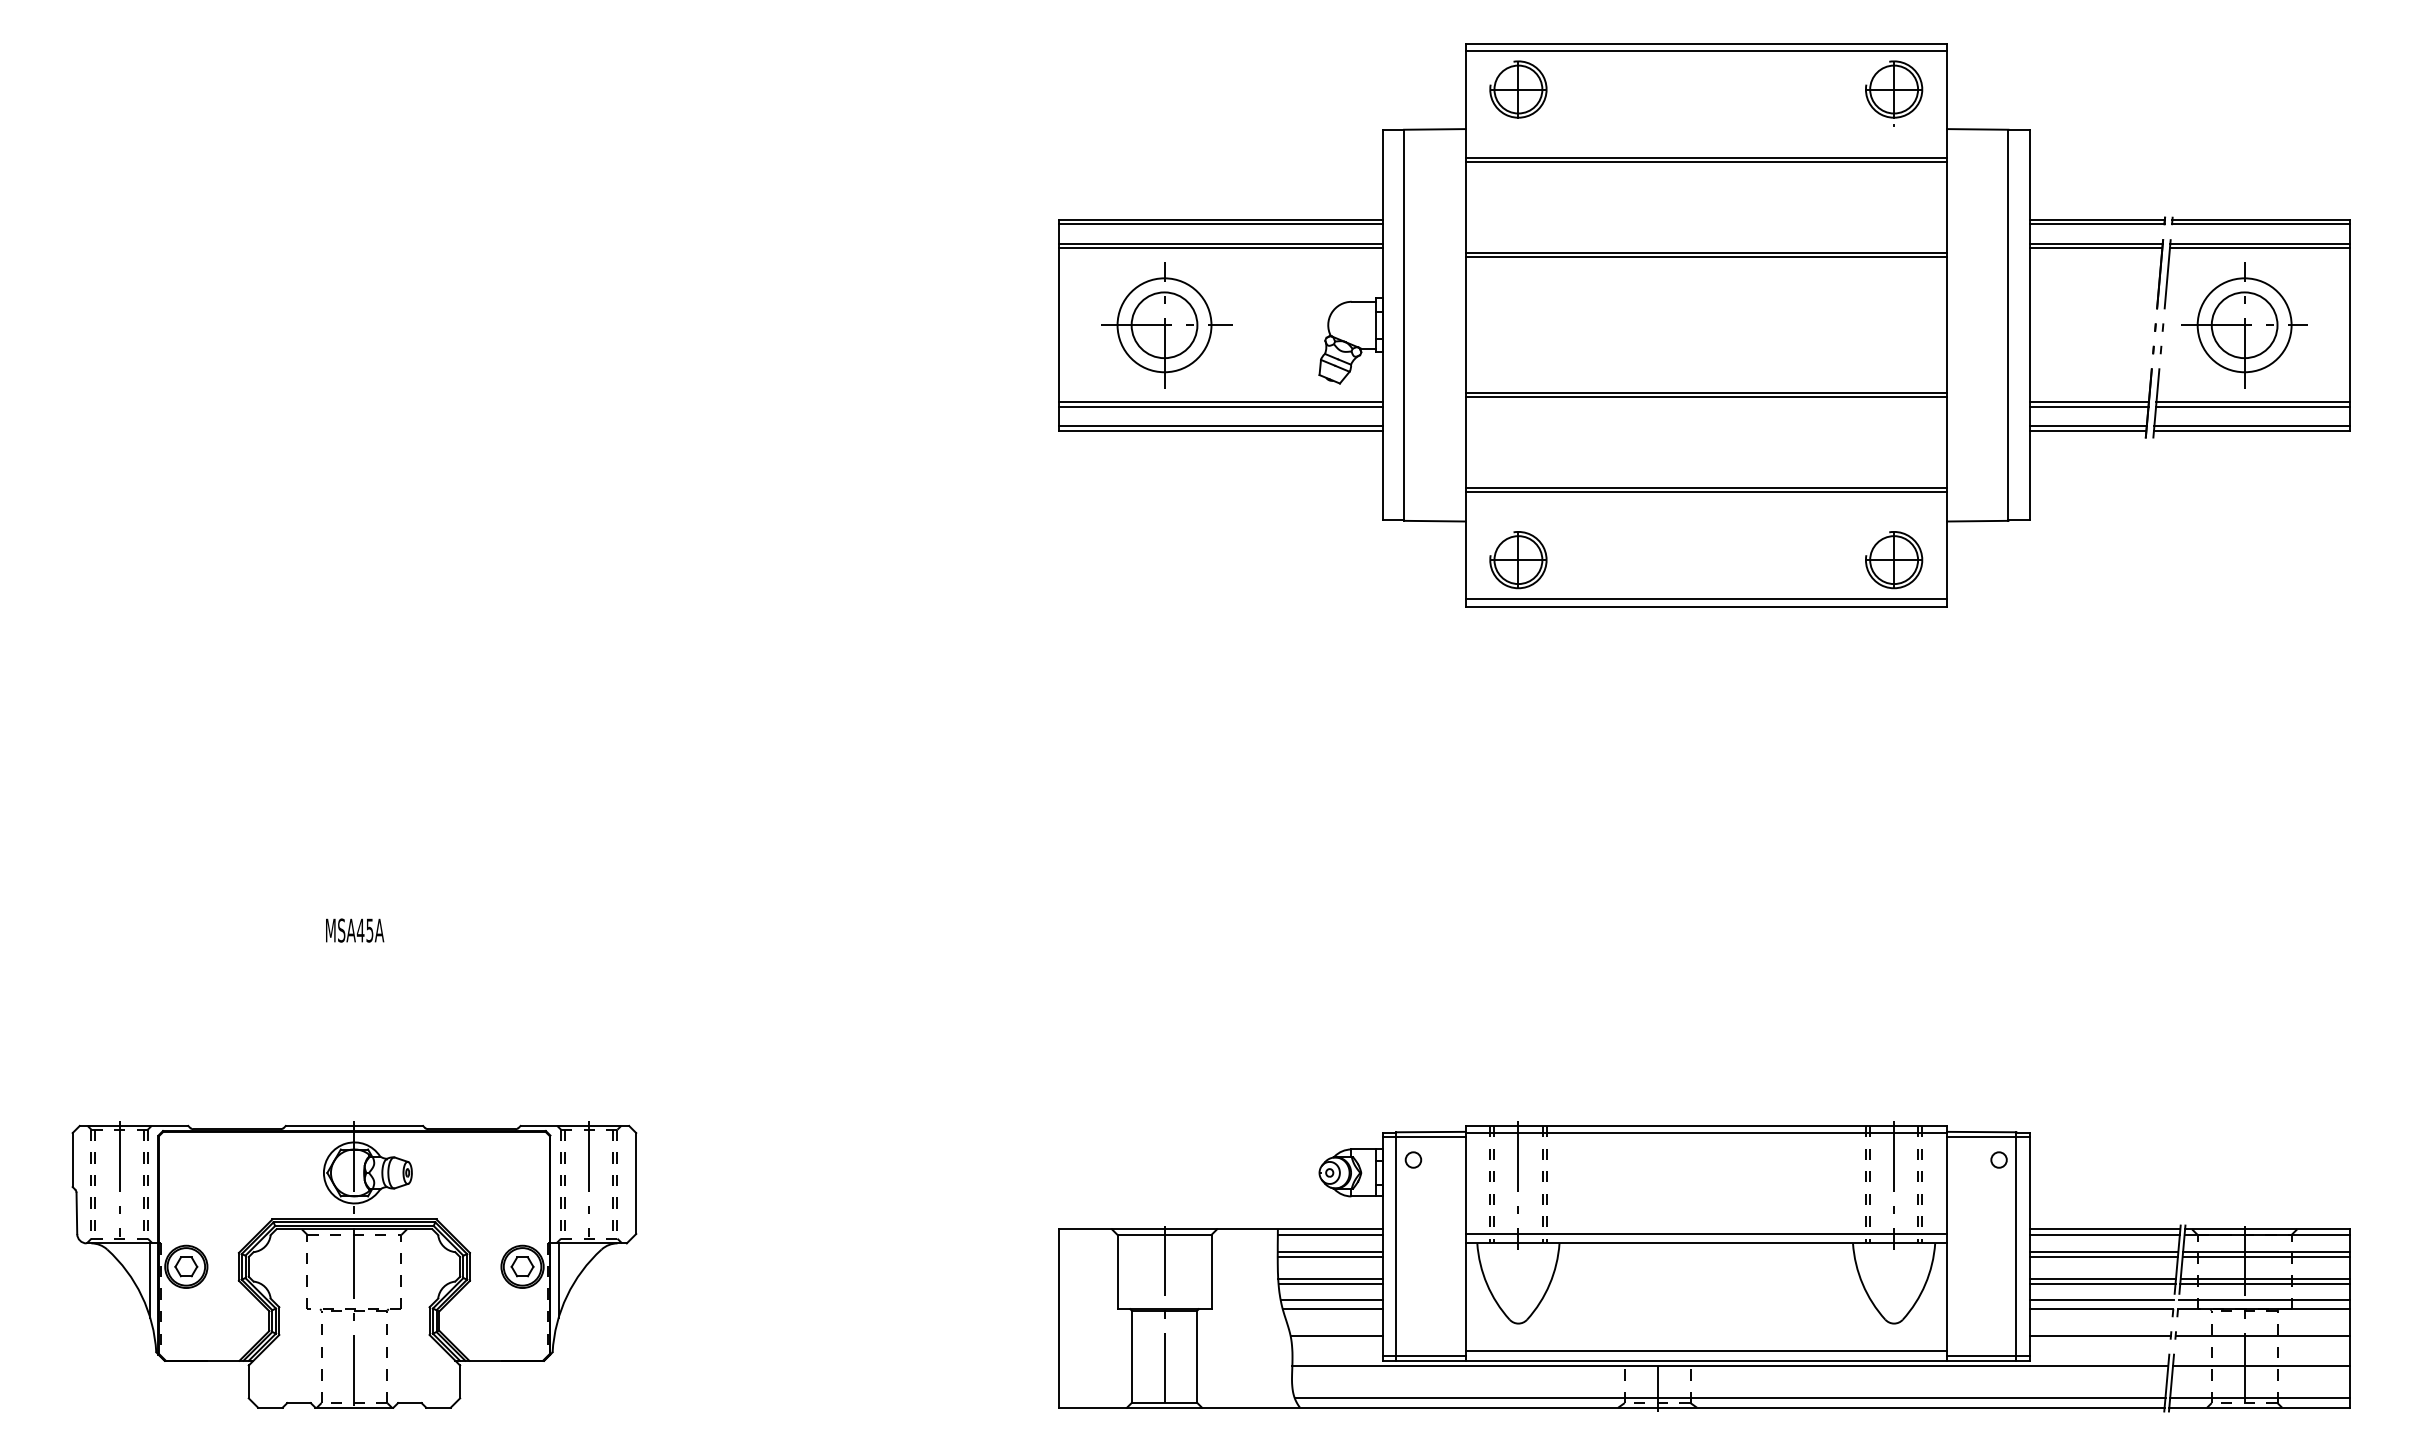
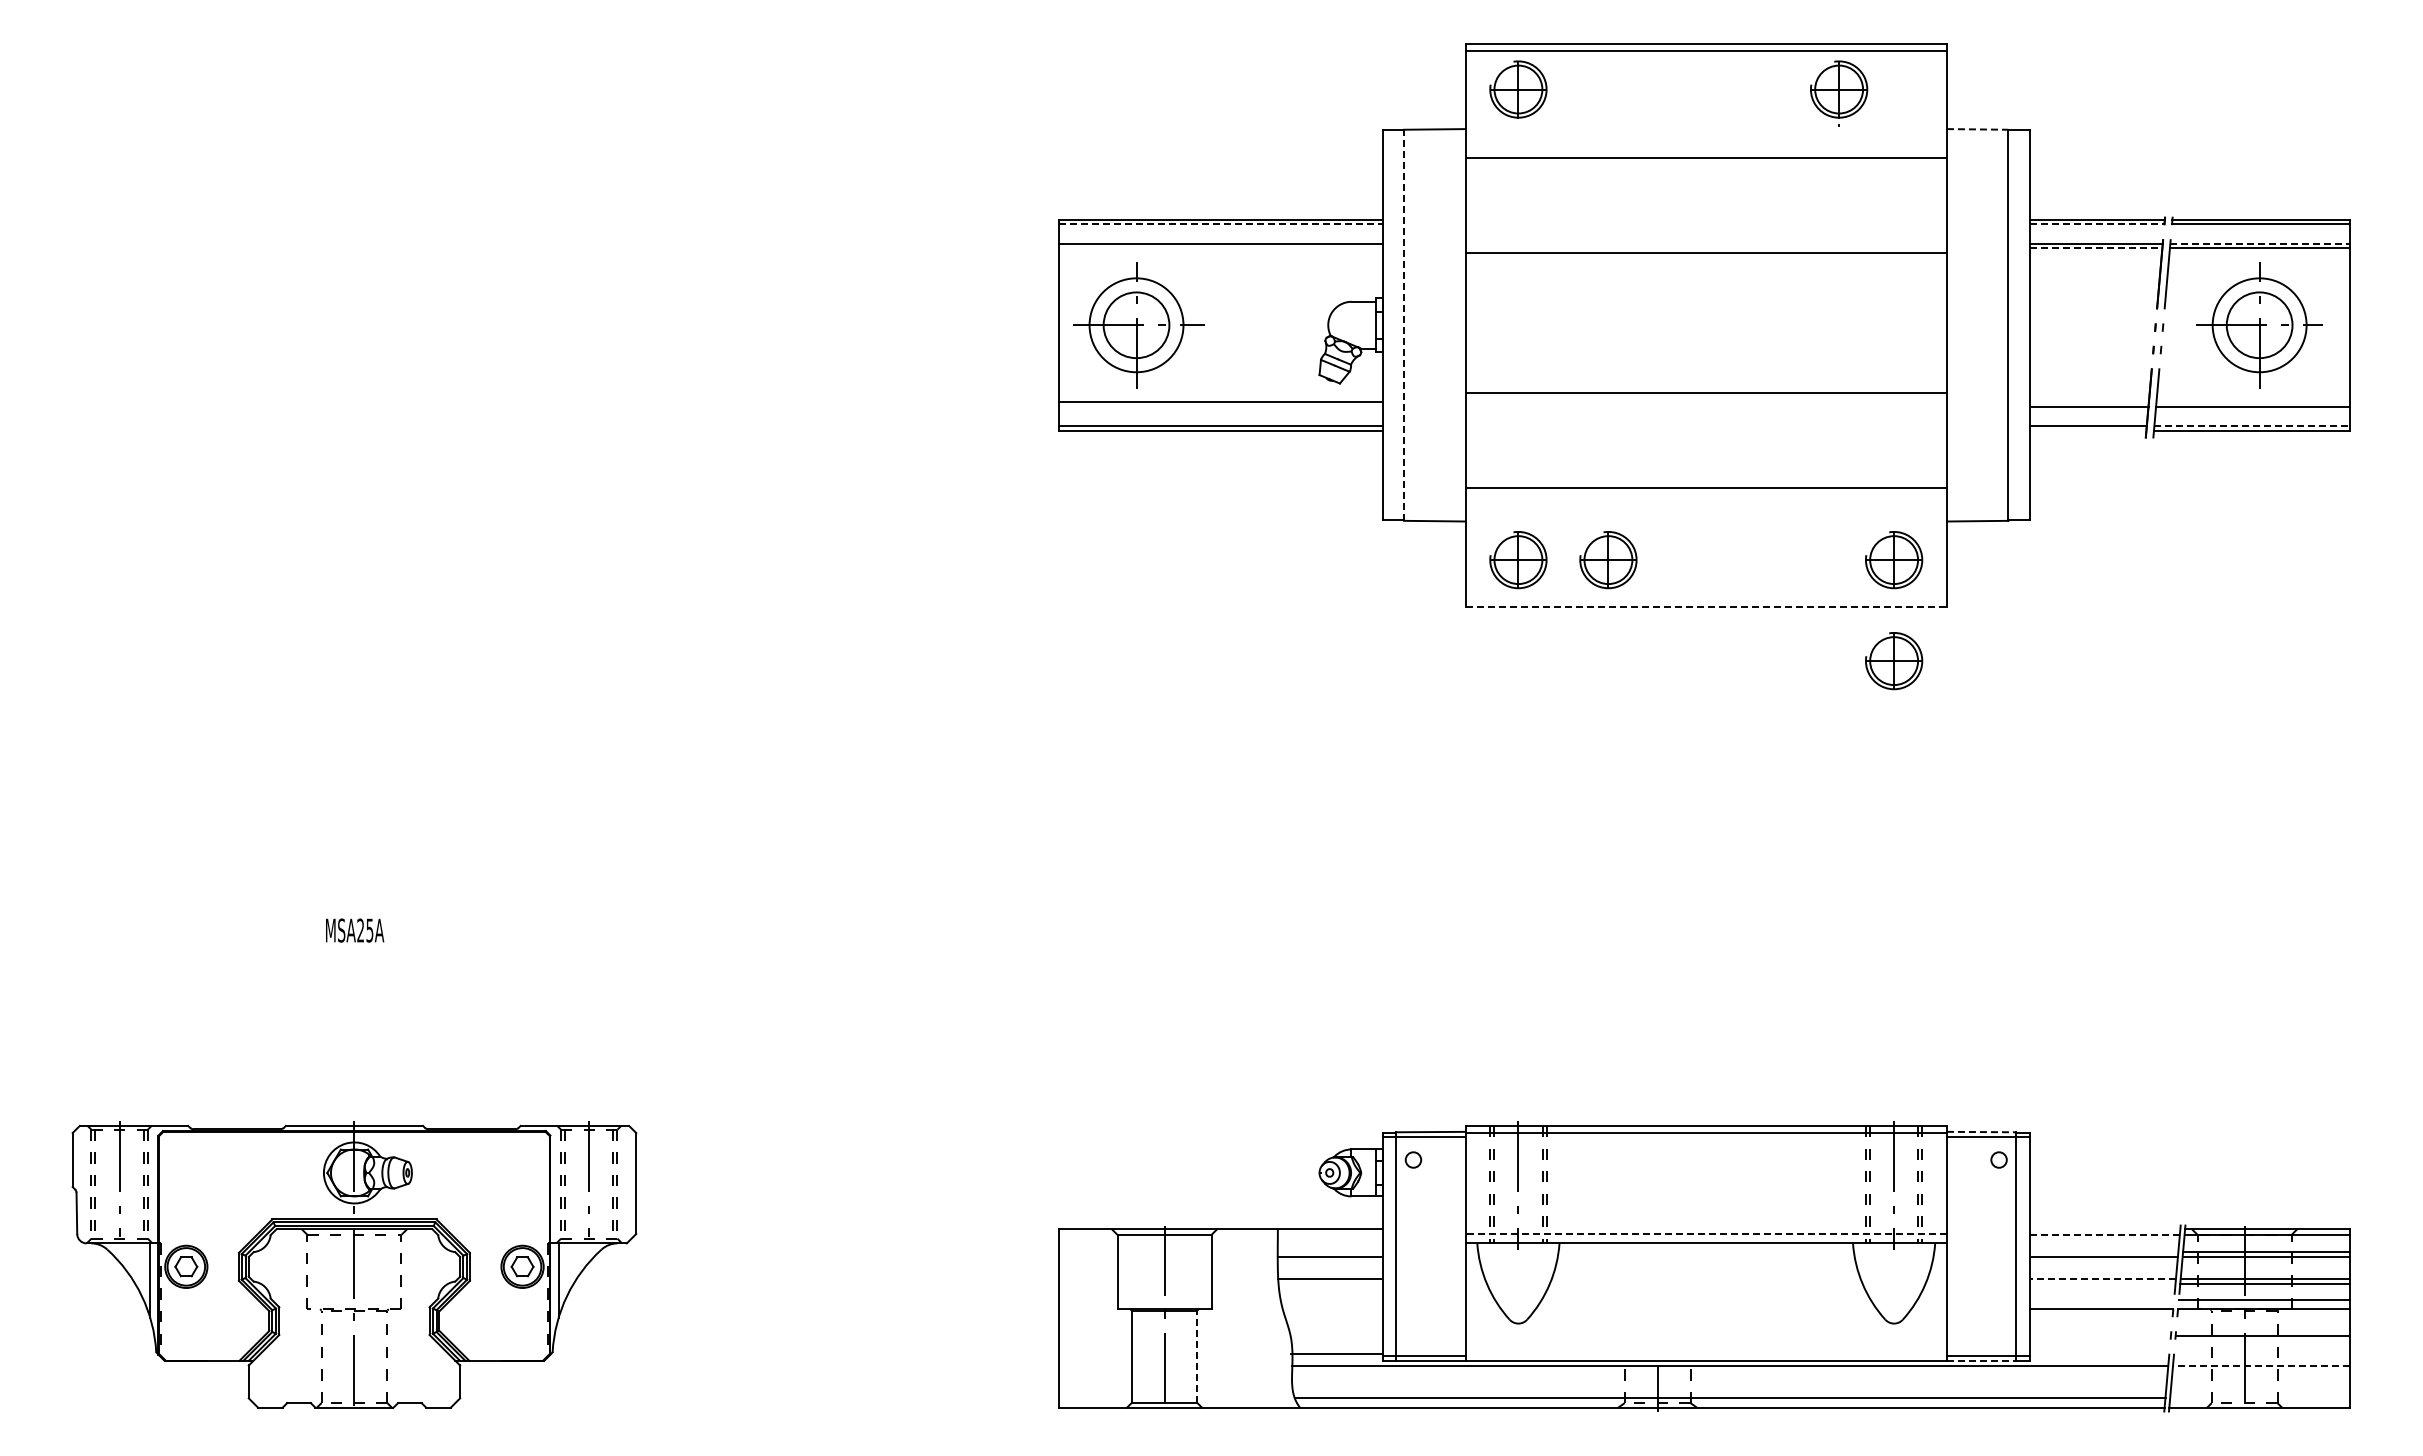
part position: (1894, 93) -> (1839, 93) (1839, 93)
line: solid -> dashed (1977, 129)
line: present -> none (1705, 161)
line: solid -> dashed (1221, 224)
line: solid -> dashed (2097, 224)
line: solid -> dashed (2260, 243)
line: present -> none (1220, 248)
line: solid -> dashed (2096, 248)
line: present -> none (1705, 257)
part position: (1166, 325) -> (1138, 325) (1138, 325)
line: solid -> dashed (1404, 325)
part position: (2244, 325) -> (2259, 325) (2259, 325)
line: present -> none (1705, 396)
line: present -> none (2088, 402)
line: present -> none (2253, 402)
line: present -> none (1220, 406)
line: solid -> dashed (2252, 426)
line: present -> none (2087, 430)
line: present -> none (1705, 491)
part: none -> present (1608, 560)
line: present -> none (1705, 598)
line: solid -> dashed (1706, 607)
part: none -> present (1894, 661)
text: MSA45A -> MSA25A (360, 930)
line: solid -> dashed (1981, 1132)
line: present -> none (2104, 1229)
line: solid -> dashed (1706, 1234)
line: present -> none (1329, 1235)
line: solid -> dashed (2104, 1235)
line: present -> none (1329, 1251)
line: present -> none (2103, 1251)
line: solid -> dashed (2102, 1278)
line: present -> none (1330, 1283)
line: present -> none (2102, 1283)
line: present -> none (1331, 1300)
line: present -> none (2101, 1300)
line: present -> none (1332, 1308)
line position: (1336, 1335) -> (1336, 1353) (1336, 1353)
line: present -> none (2100, 1335)
line: present -> none (1705, 1351)
line: solid -> dashed (1197, 1356)
line: solid -> dashed (1981, 1360)
line: solid -> dashed (2261, 1365)
line: present -> none (2260, 1398)
